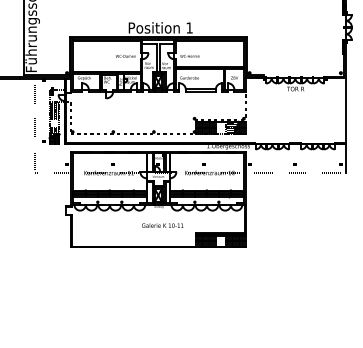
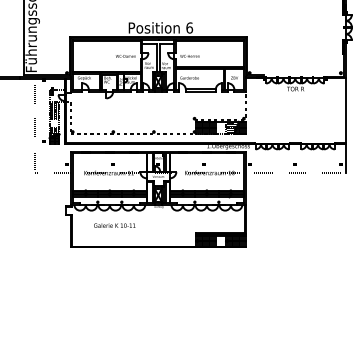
text: 1 -> 6 (189, 27)
text position: (162, 225) -> (114, 225) (114, 225)
